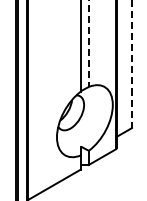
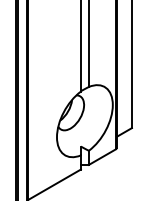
line: dashed -> solid (88, 43)
line: dashed -> solid (131, 64)
